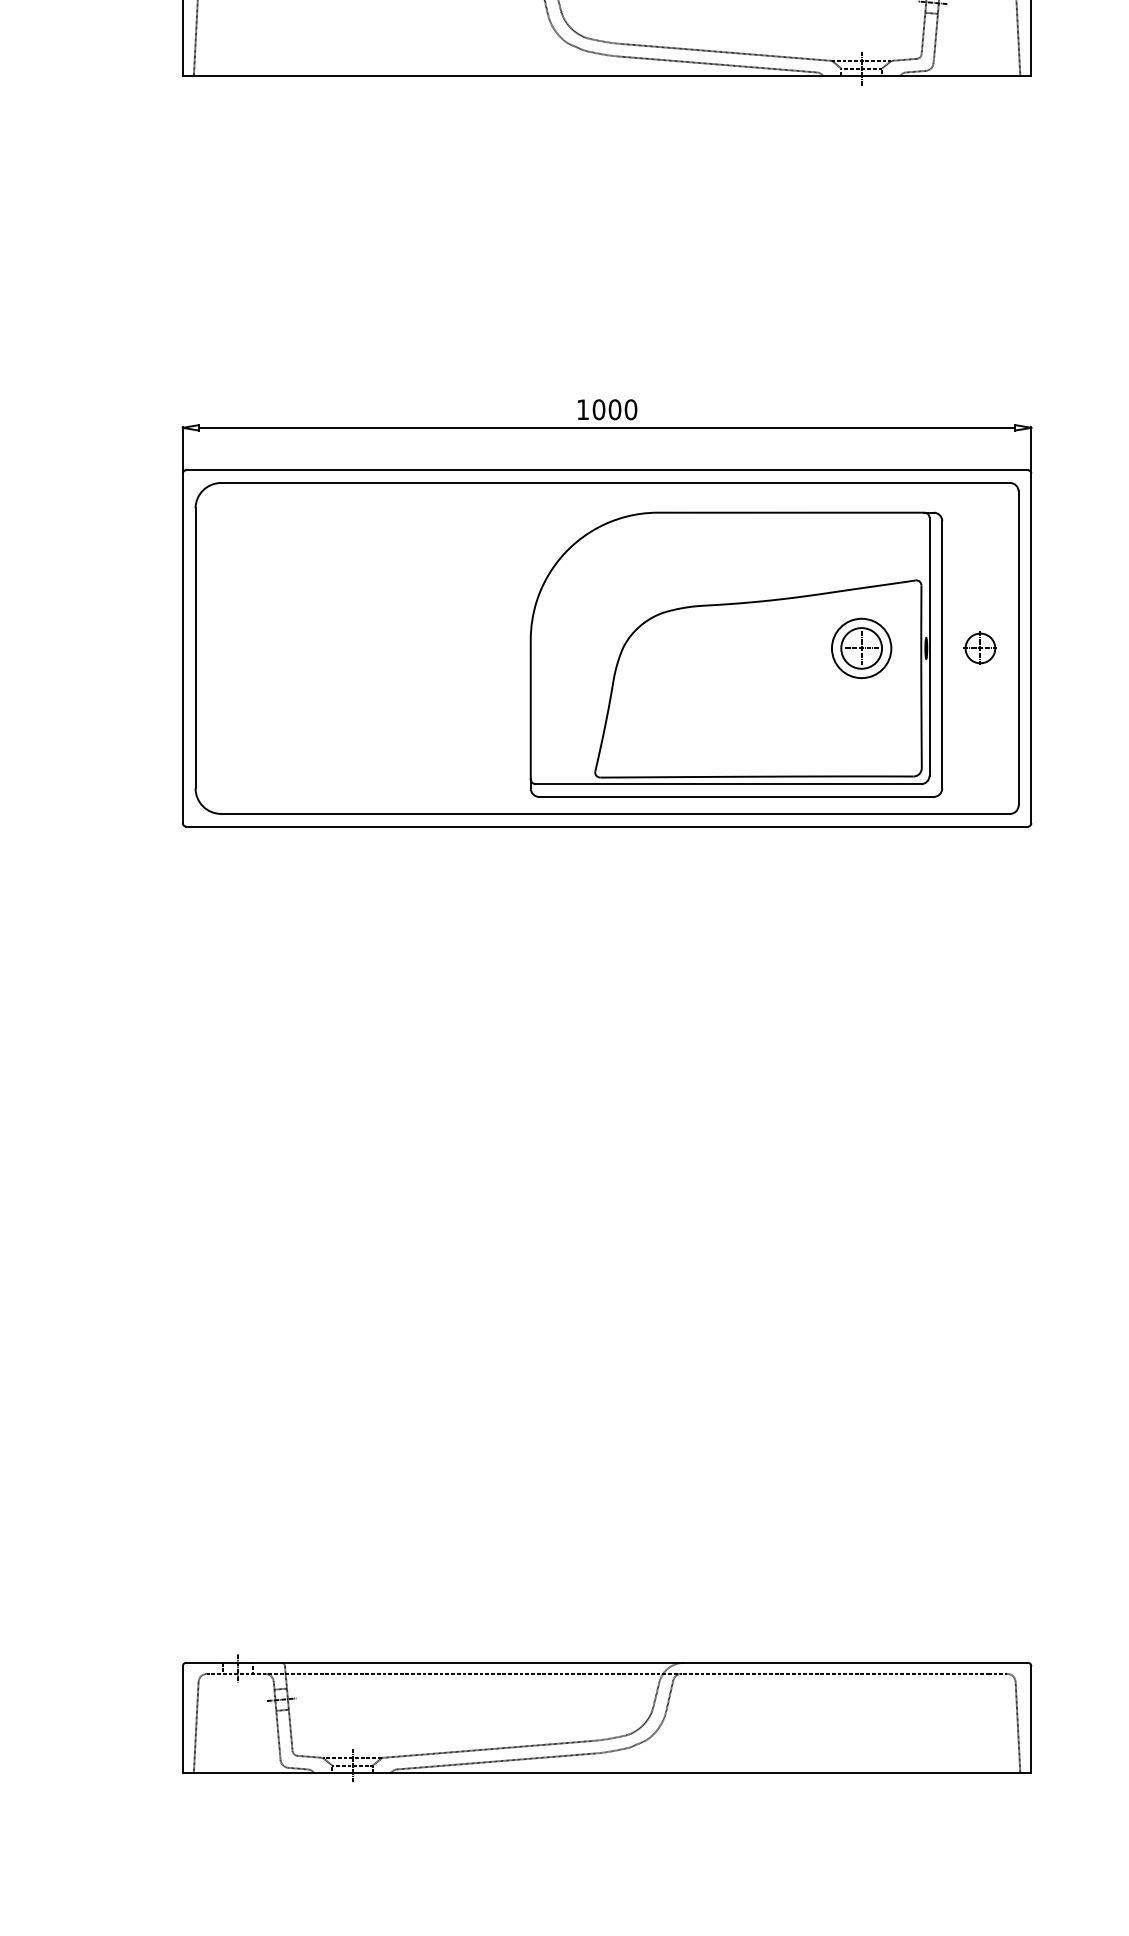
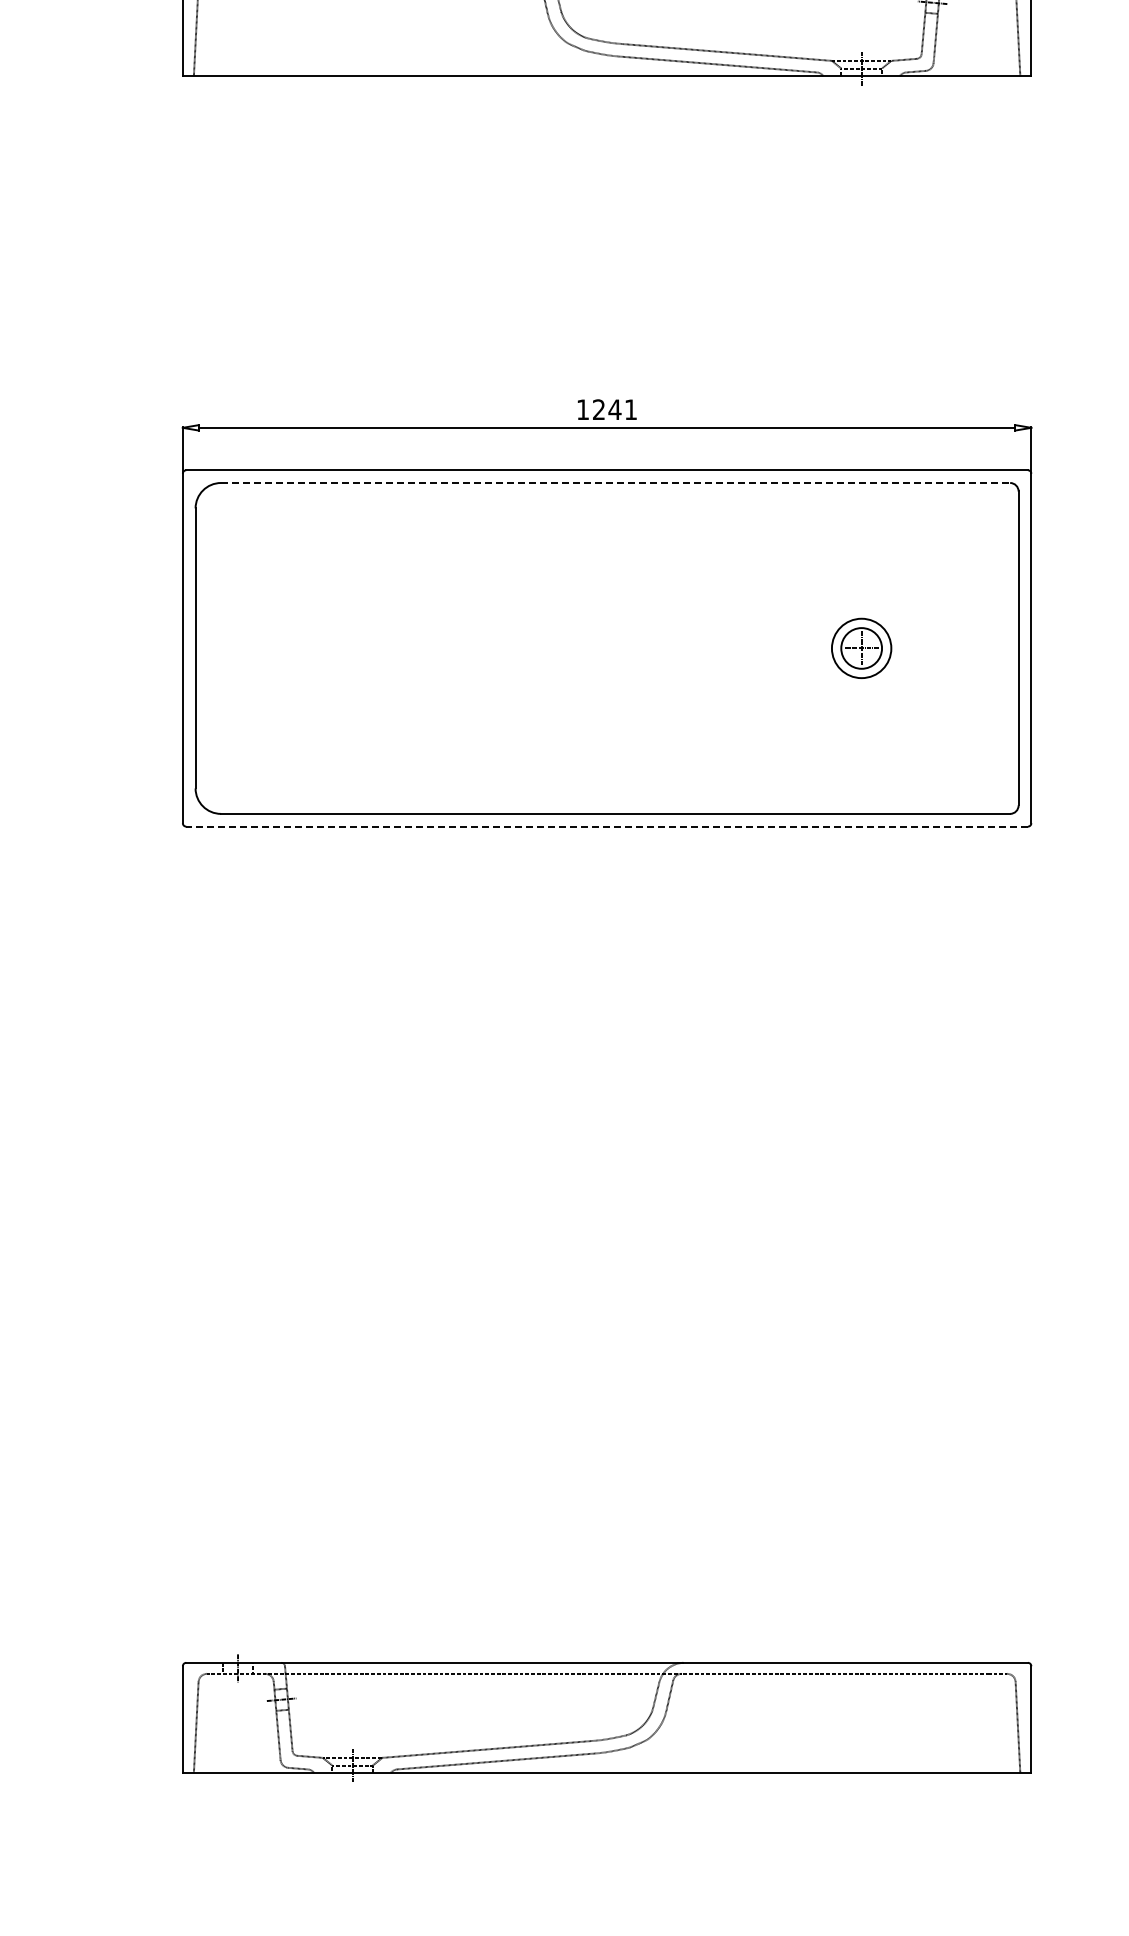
text: 1000 -> 1241 (614, 409)
line: solid -> dashed (615, 483)
part: present -> none (979, 647)
part: present -> none (736, 654)
line: solid -> dashed (607, 826)
